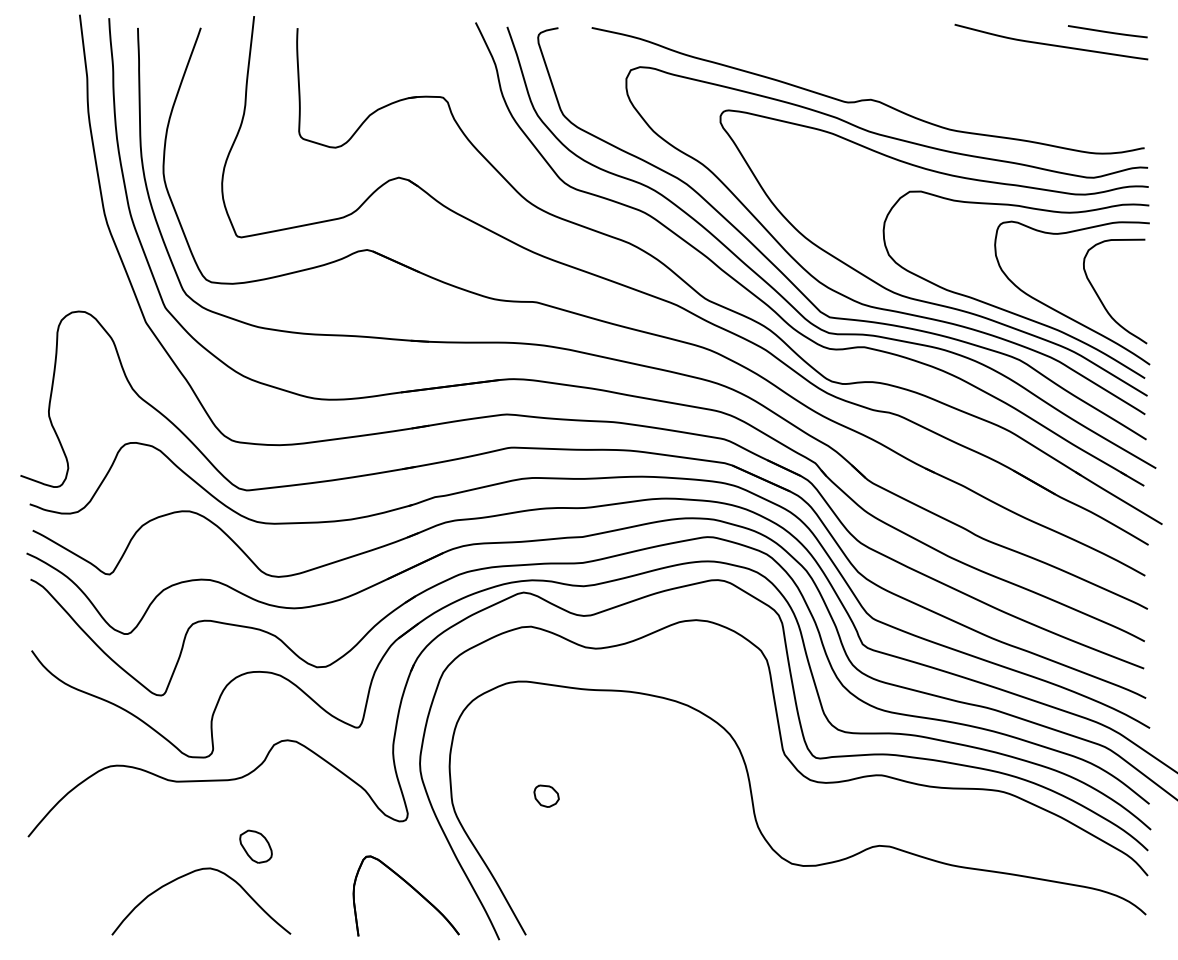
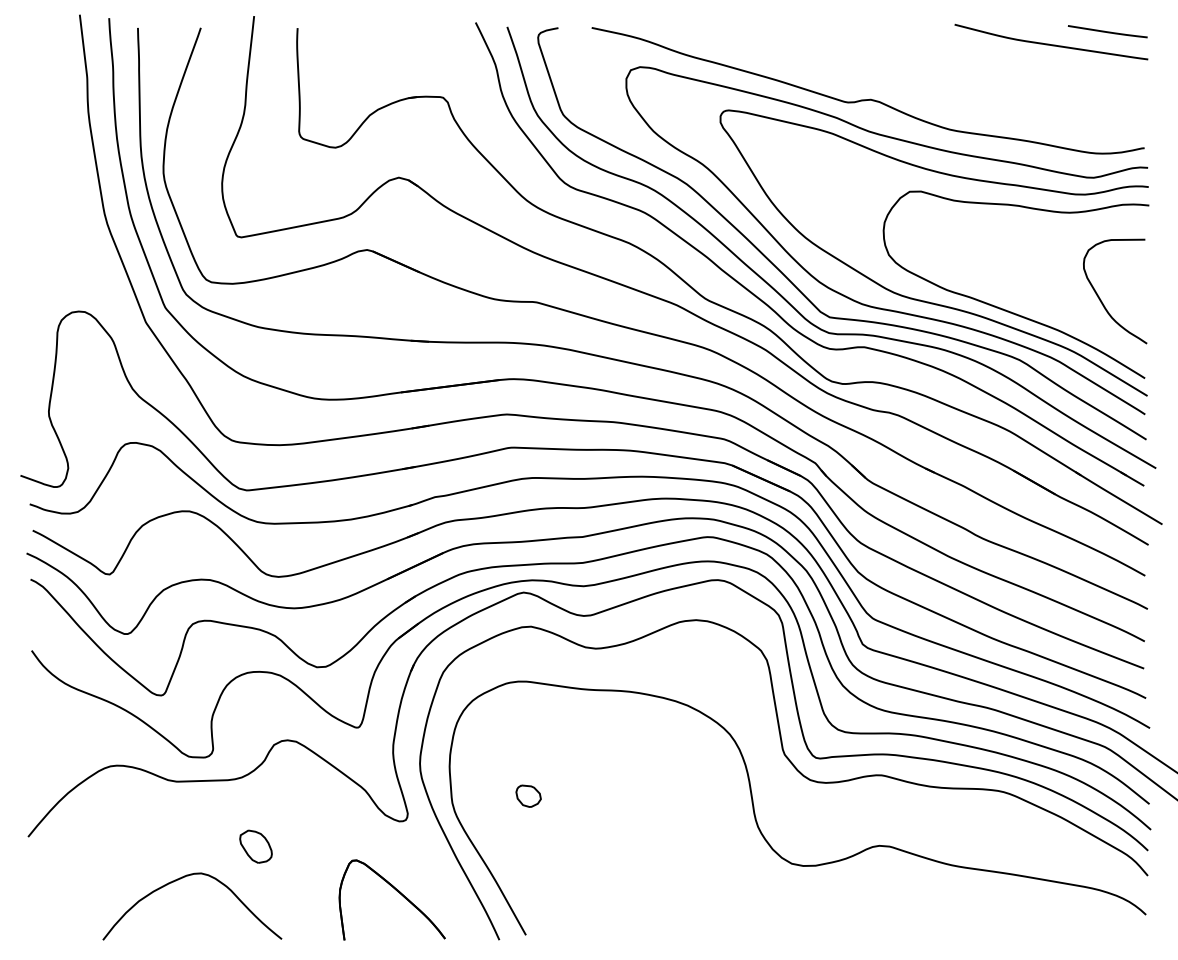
curve: present -> none (1061, 312)
part position: (546, 795) -> (528, 795) (528, 795)
curve position: (192, 873) -> (183, 878) (183, 878)
part position: (410, 887) -> (396, 891) (396, 891)
